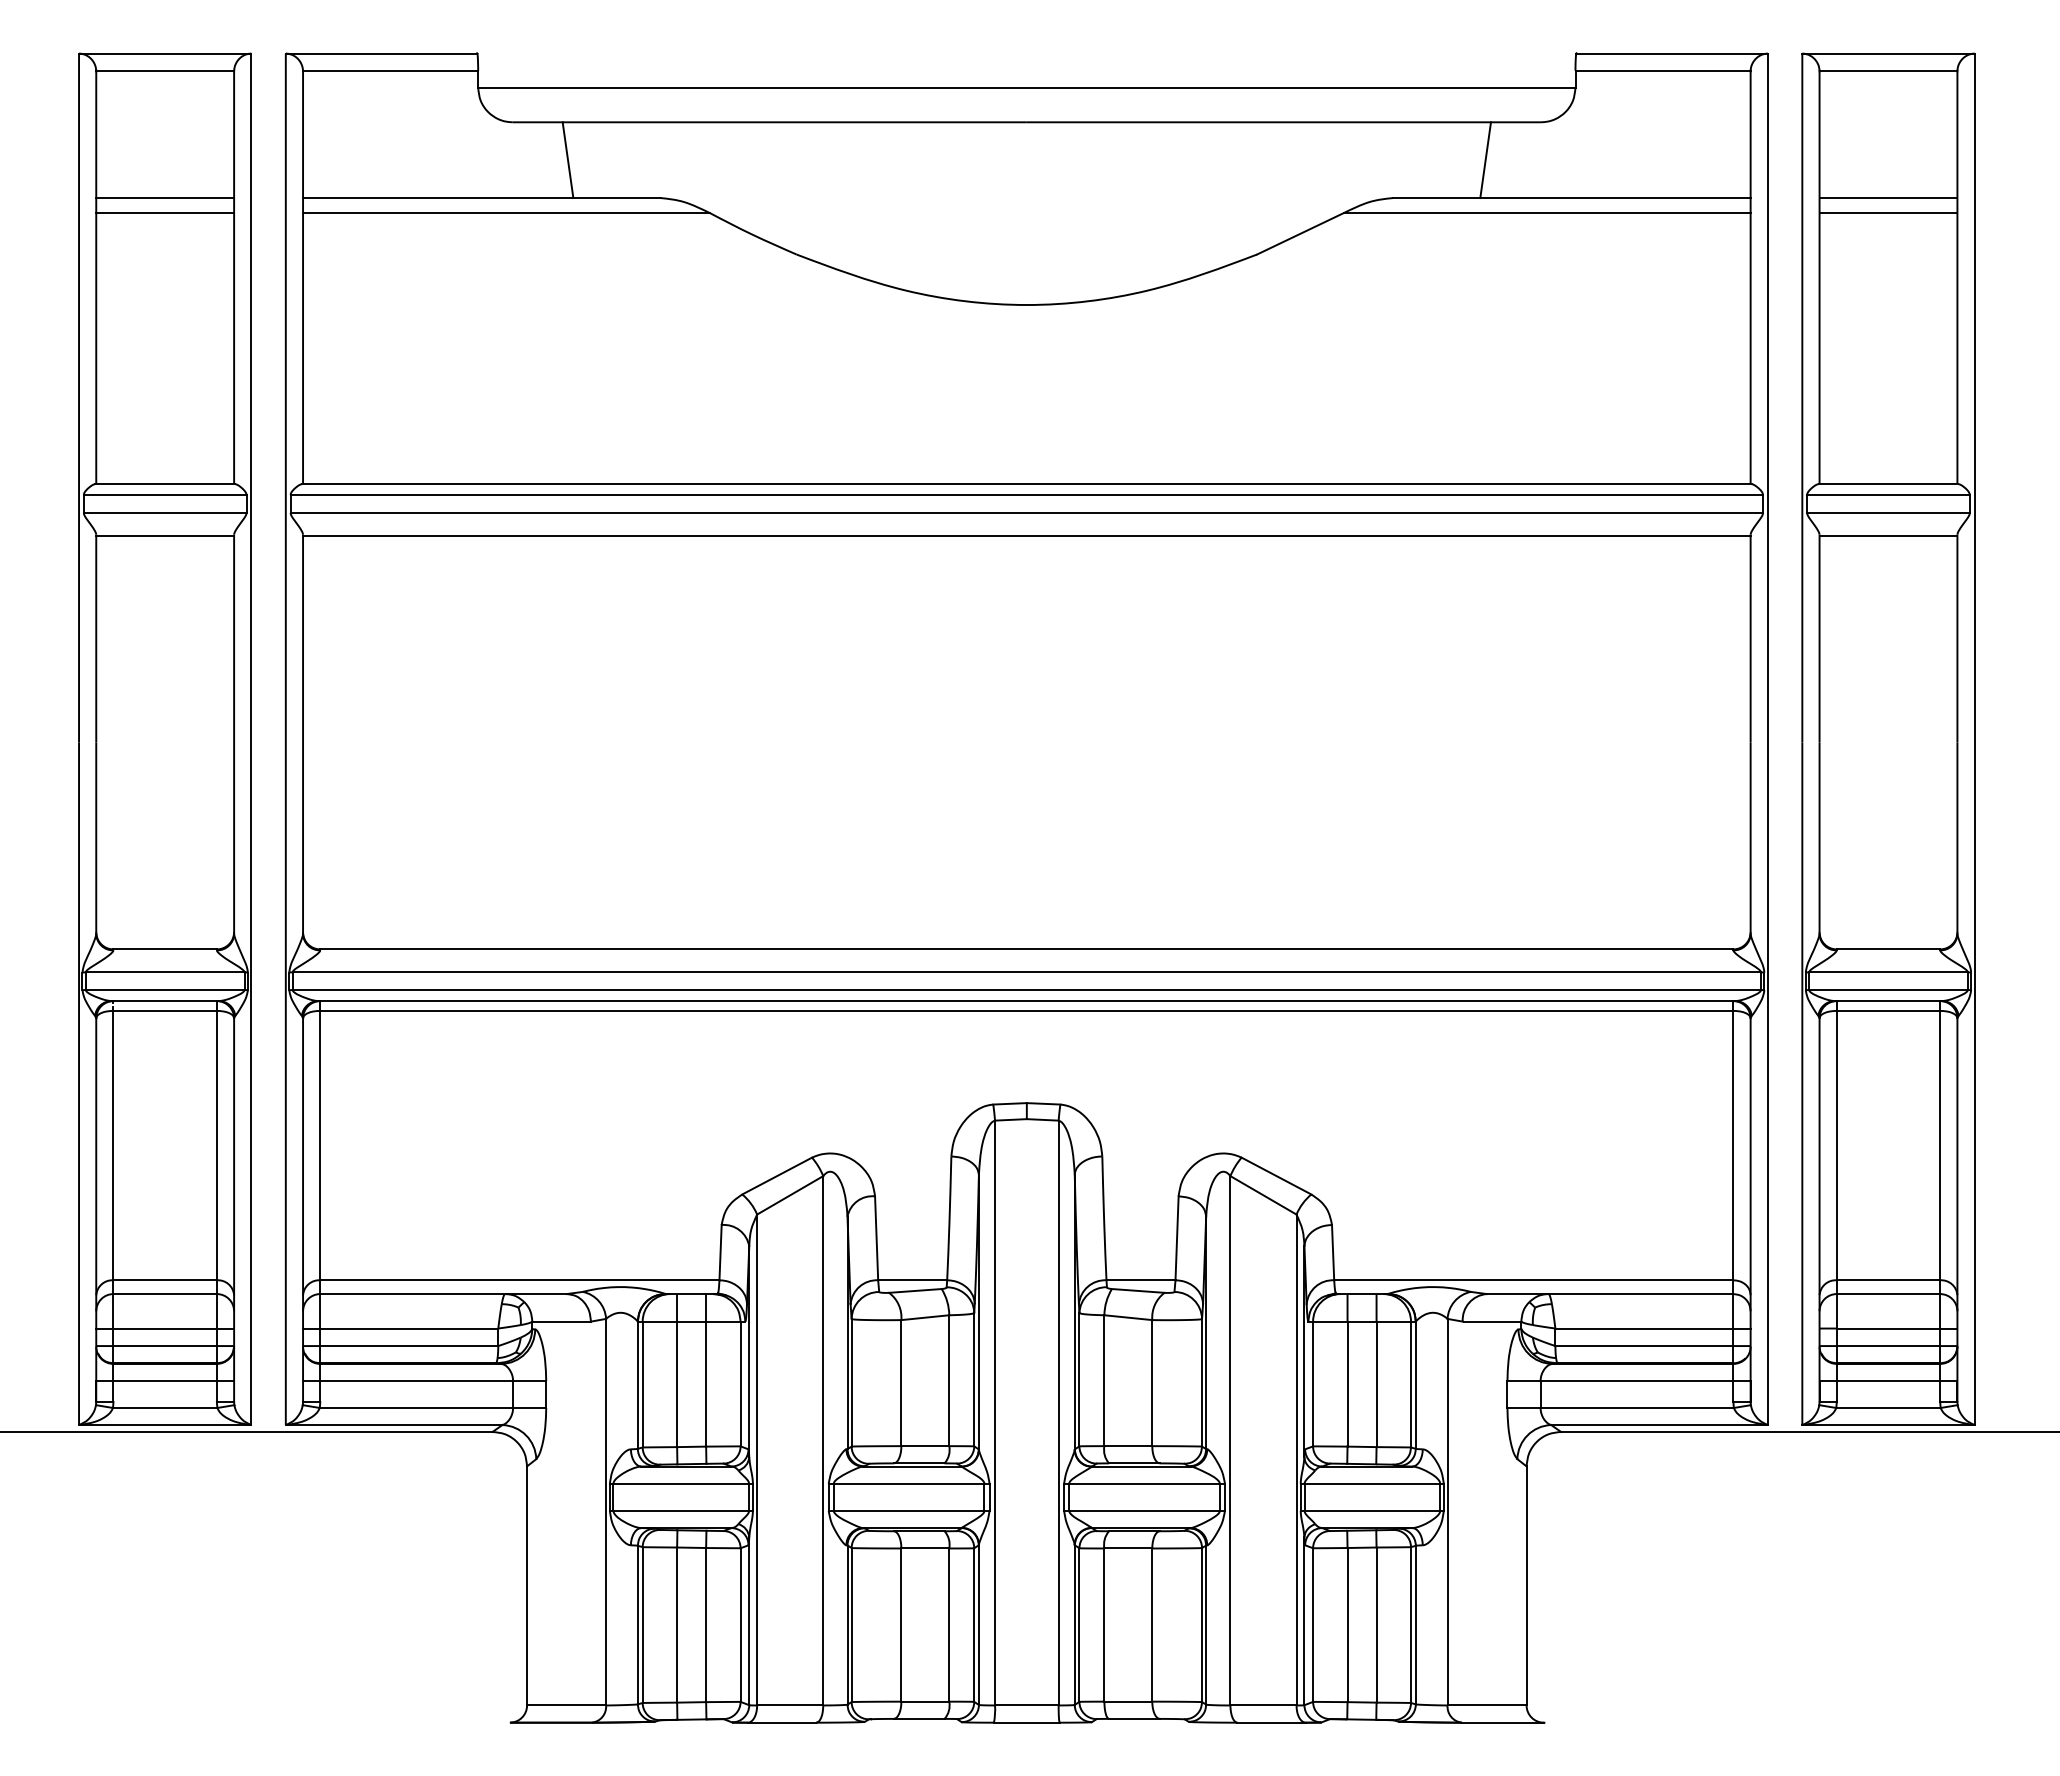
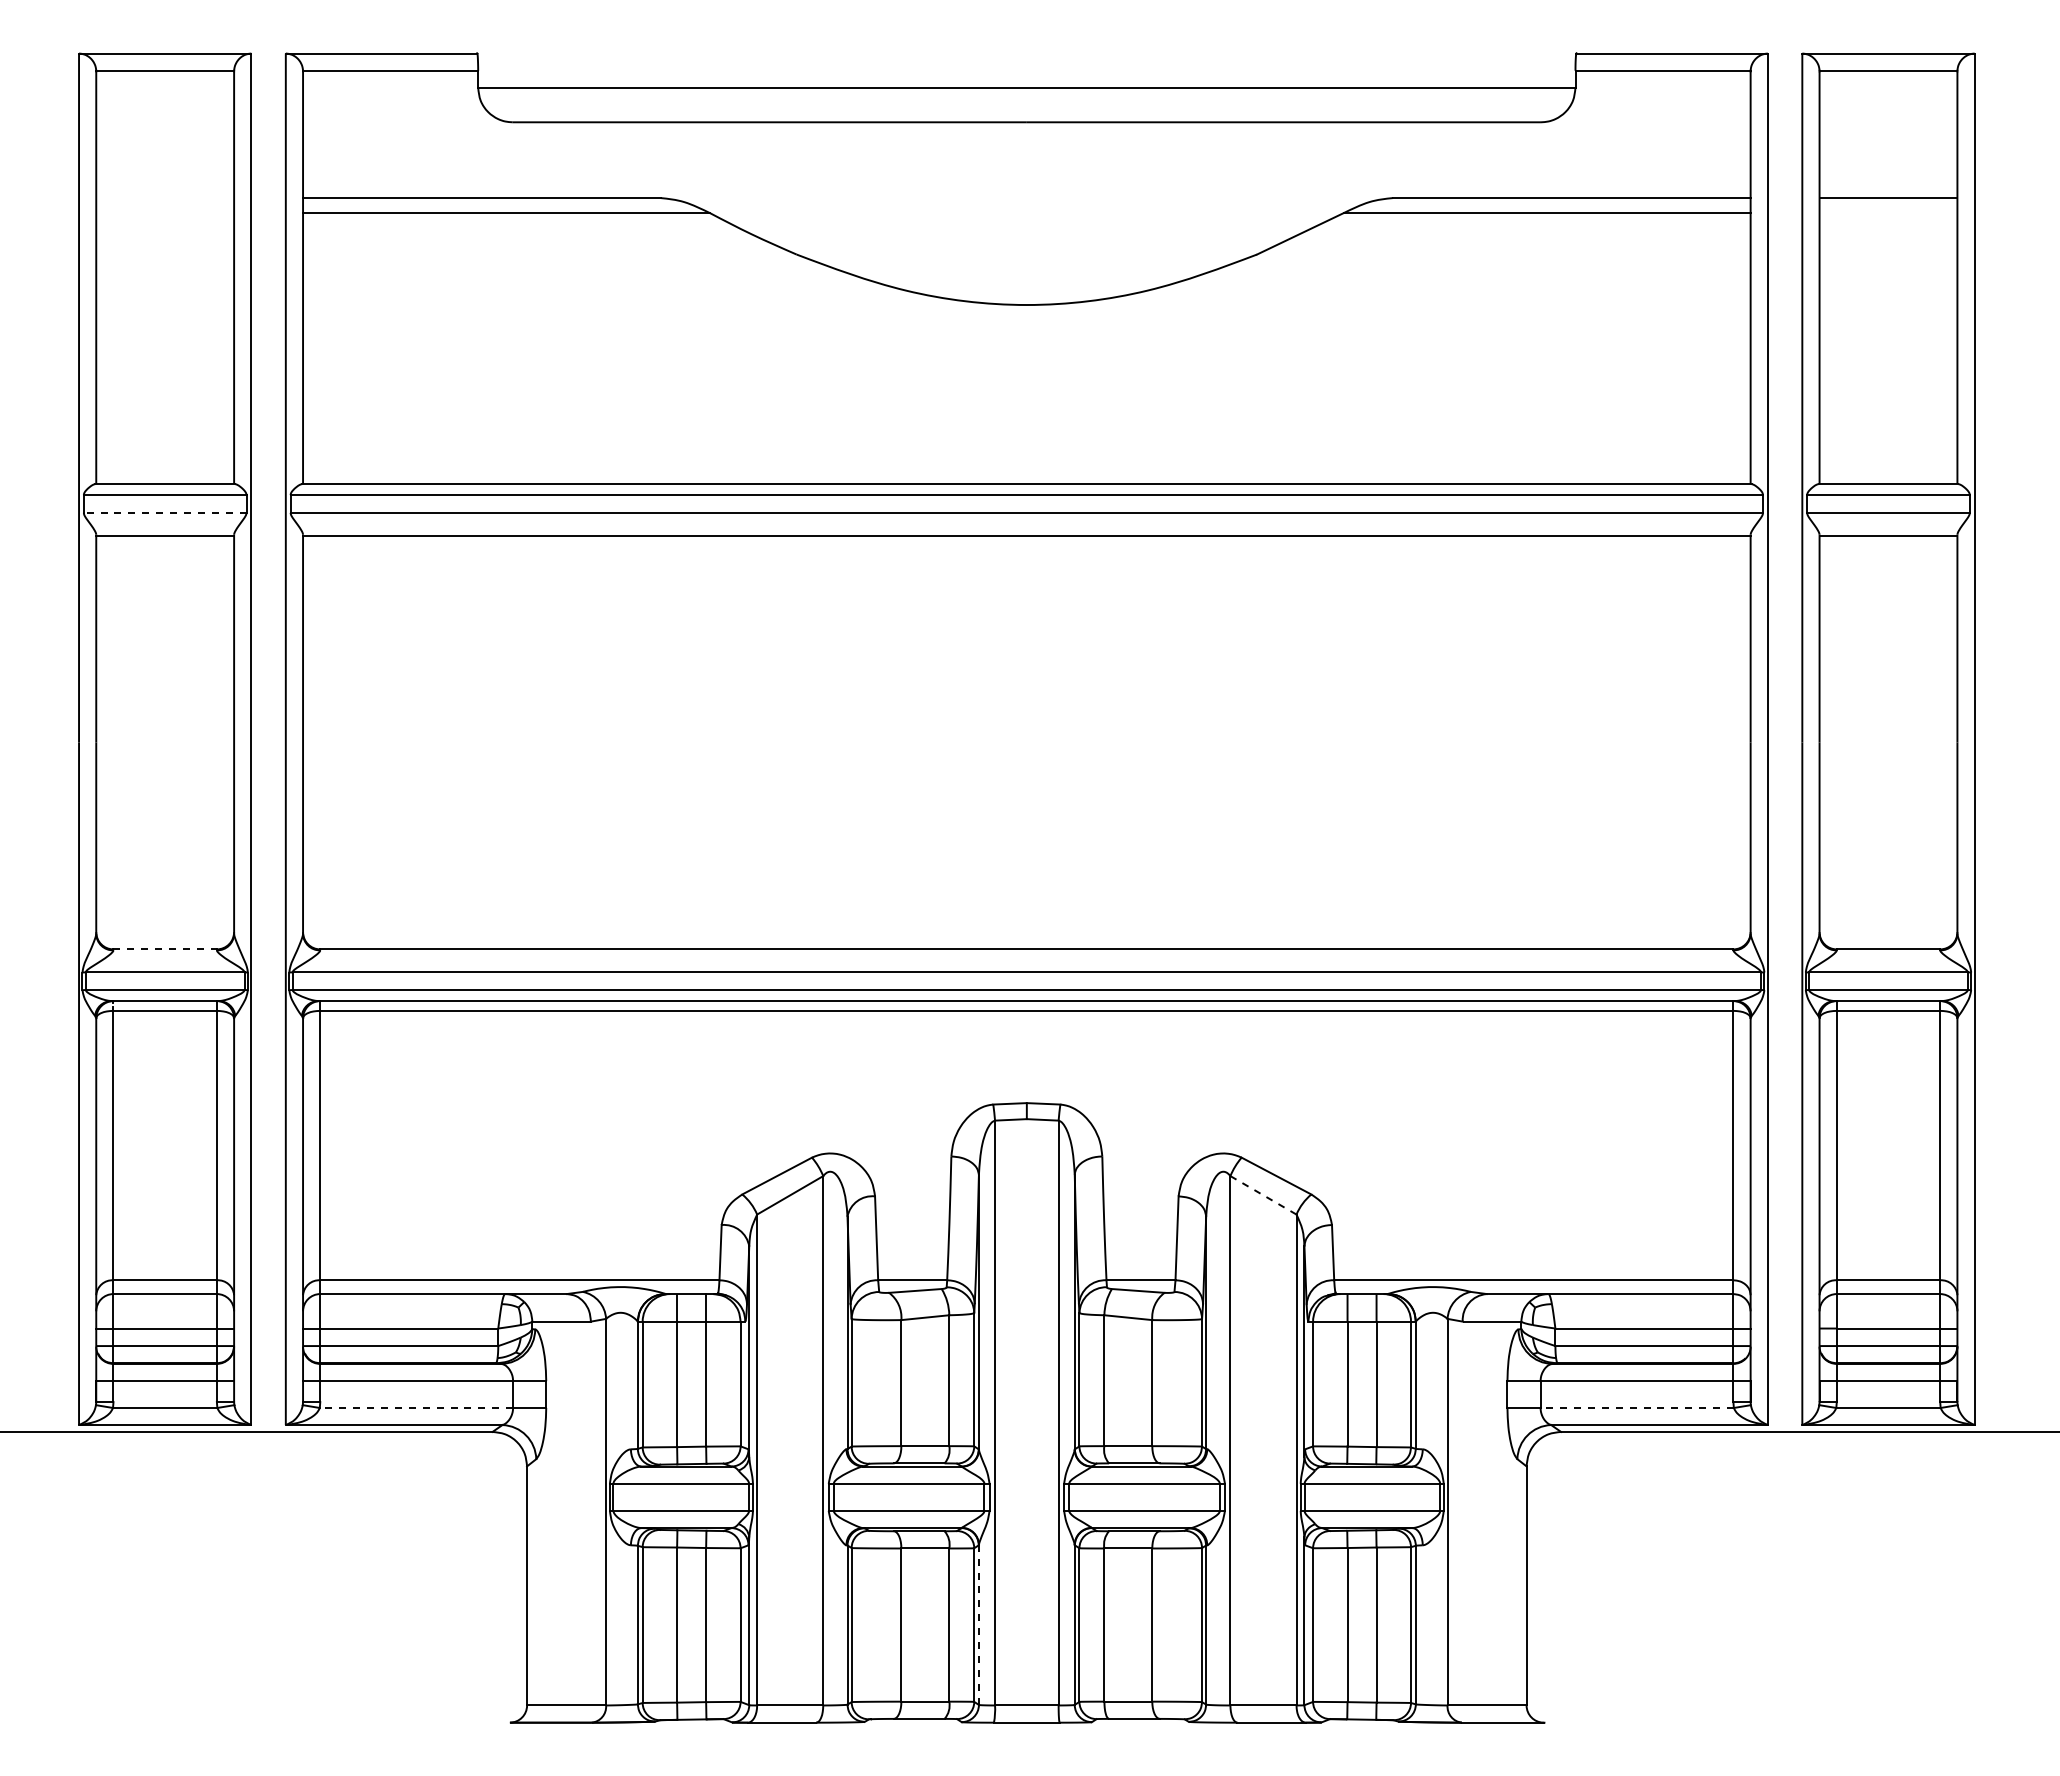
line: present -> none (567, 160)
line: present -> none (1485, 160)
line: present -> none (165, 198)
line: present -> none (165, 213)
line: present -> none (1888, 213)
line: solid -> dashed (164, 512)
line: solid -> dashed (165, 949)
line: solid -> dashed (1263, 1195)
line: solid -> dashed (416, 1407)
line: solid -> dashed (1637, 1407)
line: solid -> dashed (978, 1625)
